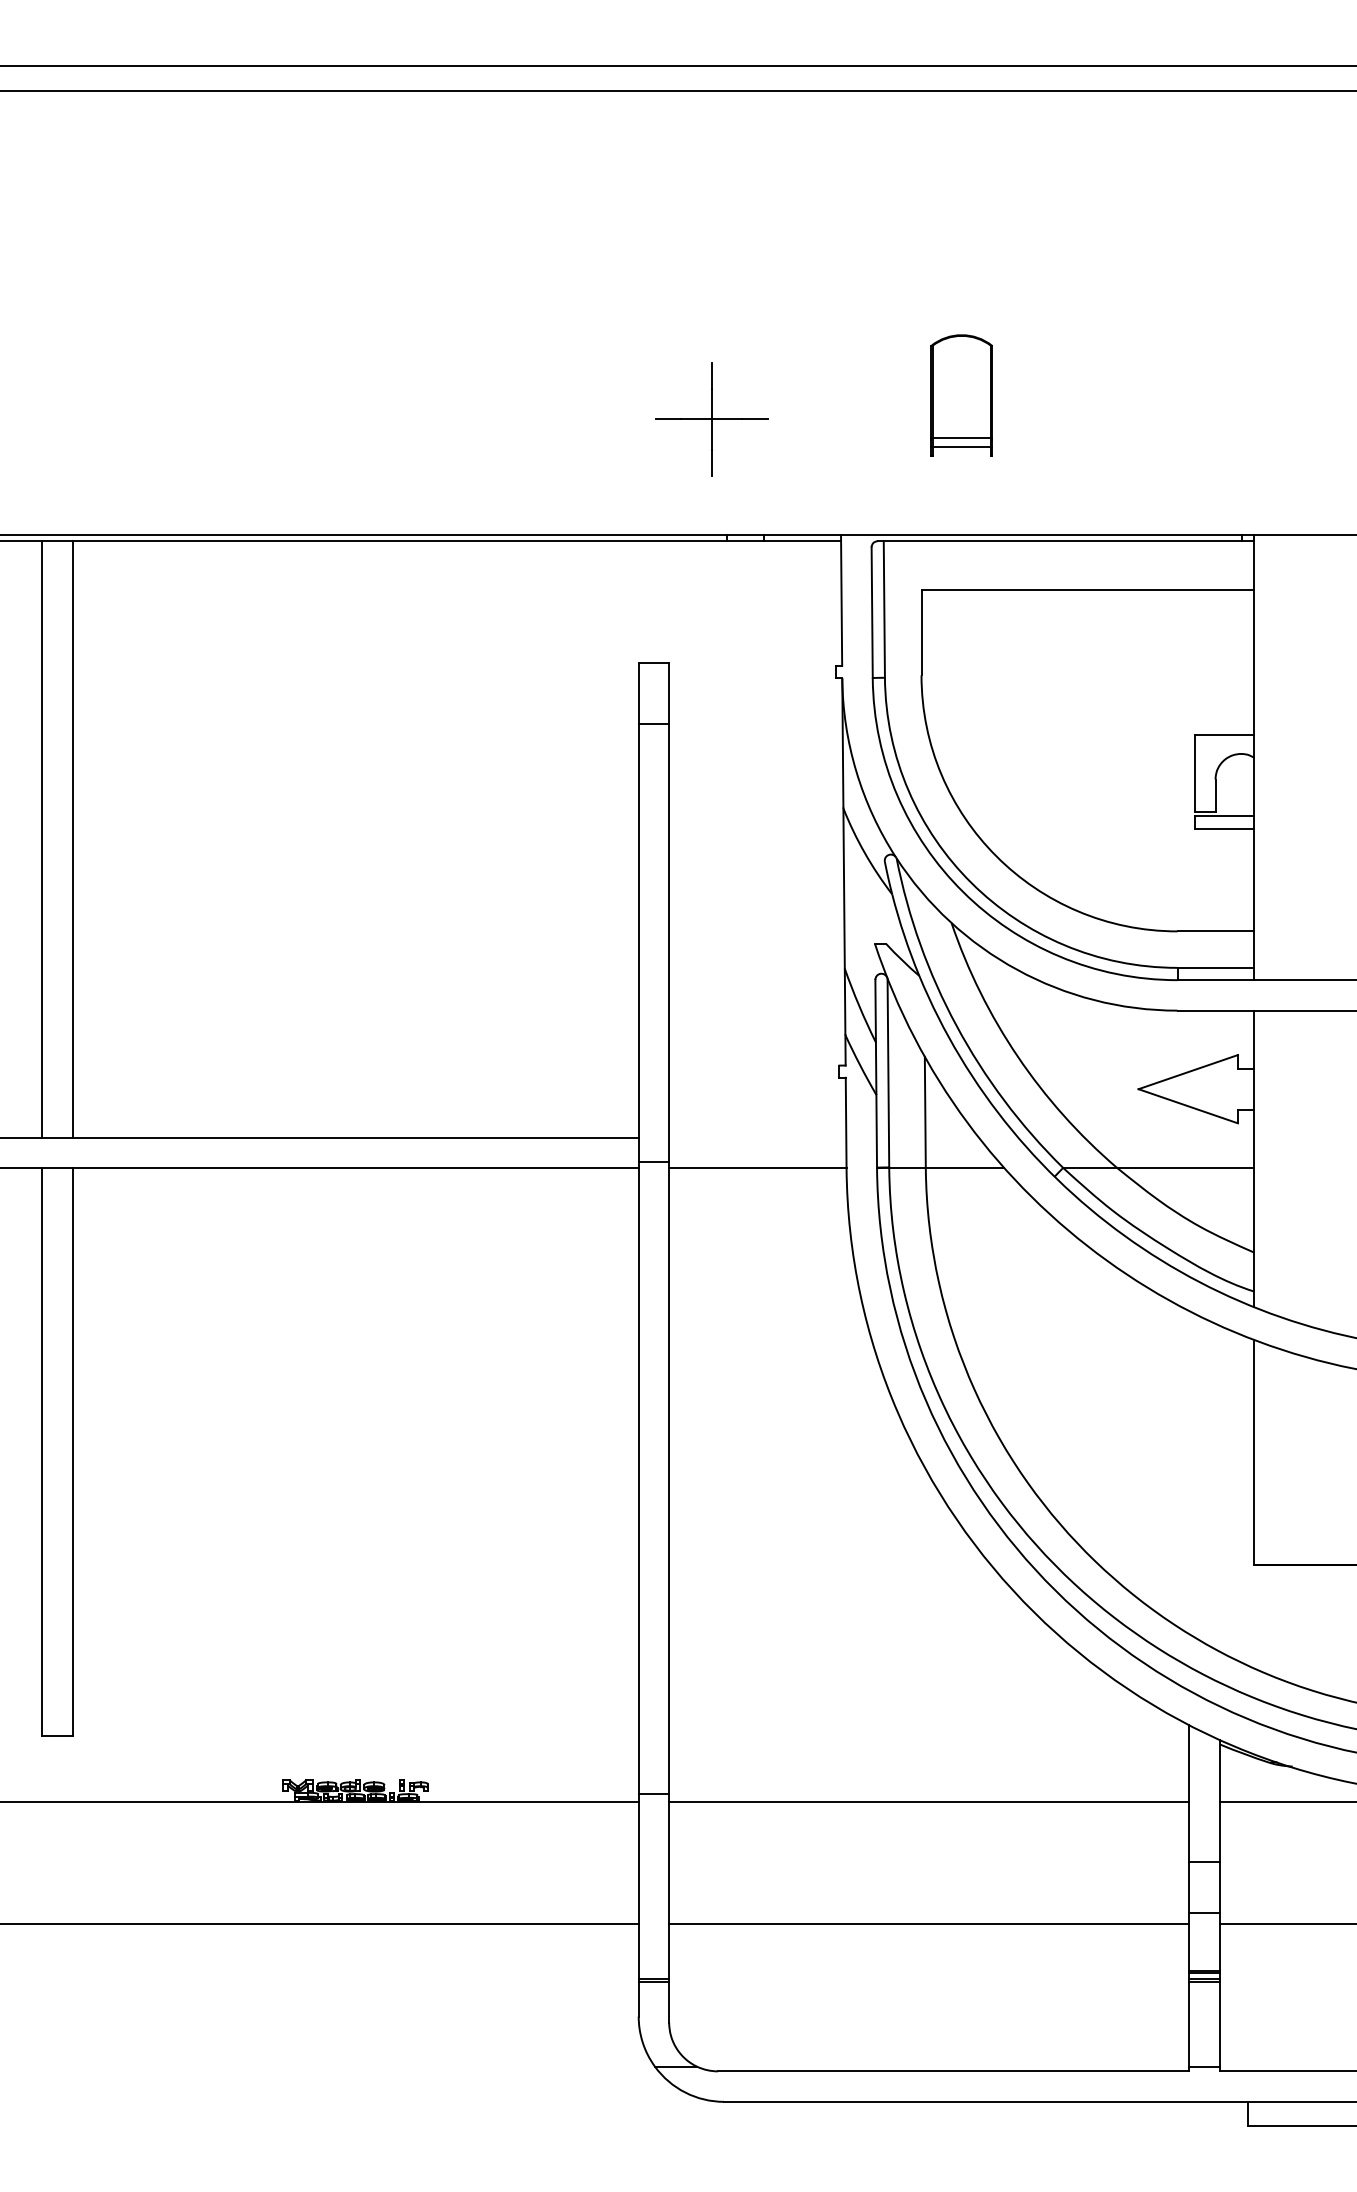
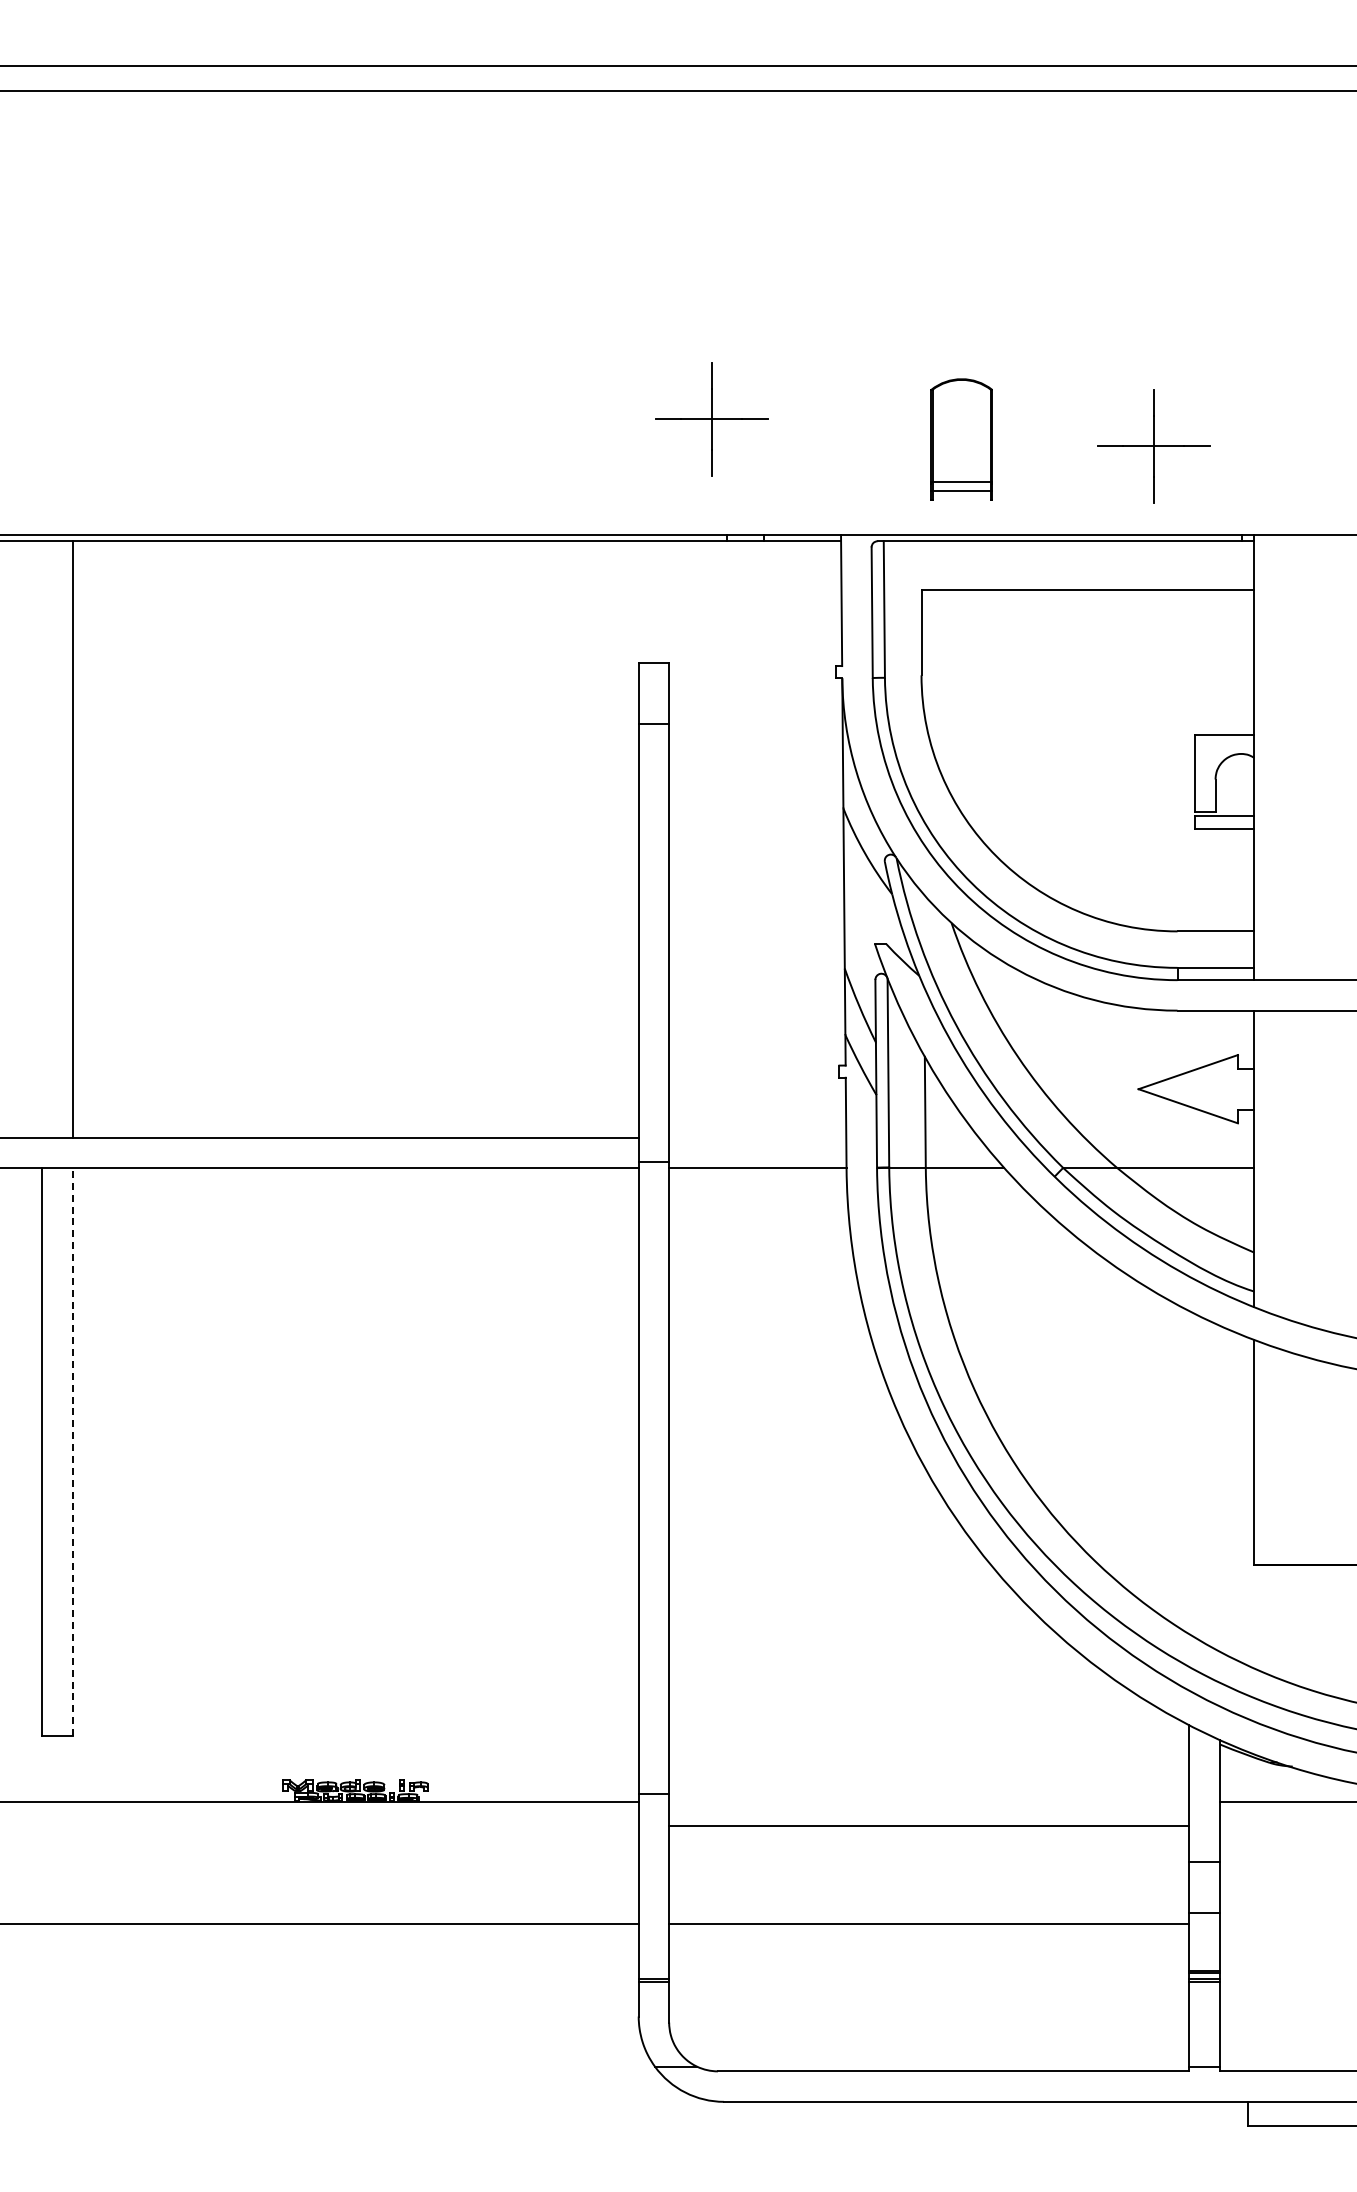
part position: (961, 395) -> (961, 439) (961, 439)
part: none -> present (1153, 446)
line: present -> none (42, 839)
line: solid -> dashed (72, 1451)
line position: (929, 1801) -> (929, 1825) (929, 1825)
line: present -> none (1286, 1923)
